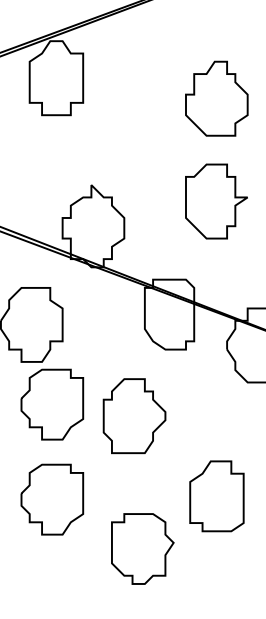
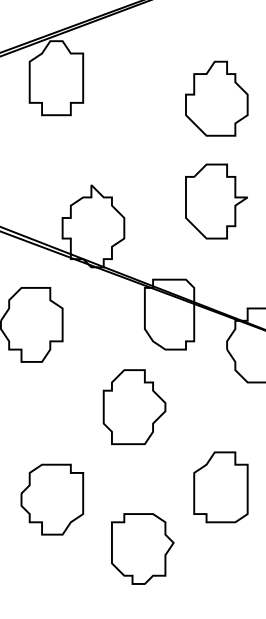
part: present -> none (52, 404)
part position: (134, 416) -> (134, 407) (134, 407)
part position: (216, 496) -> (220, 487) (220, 487)
